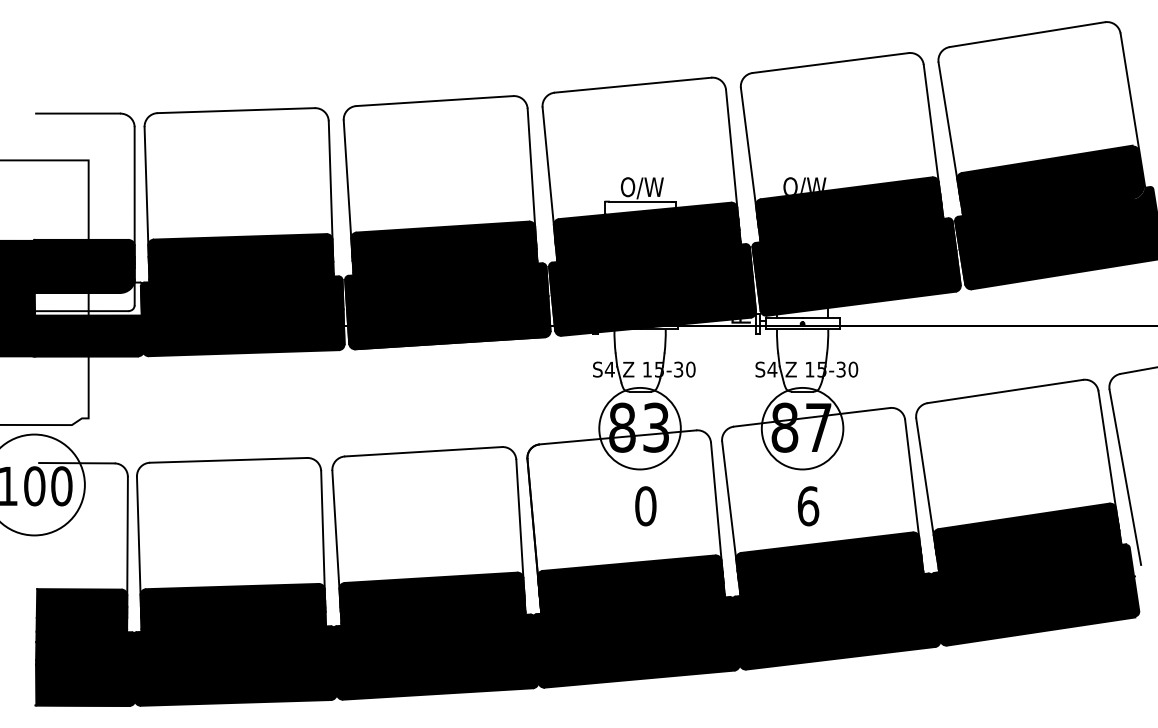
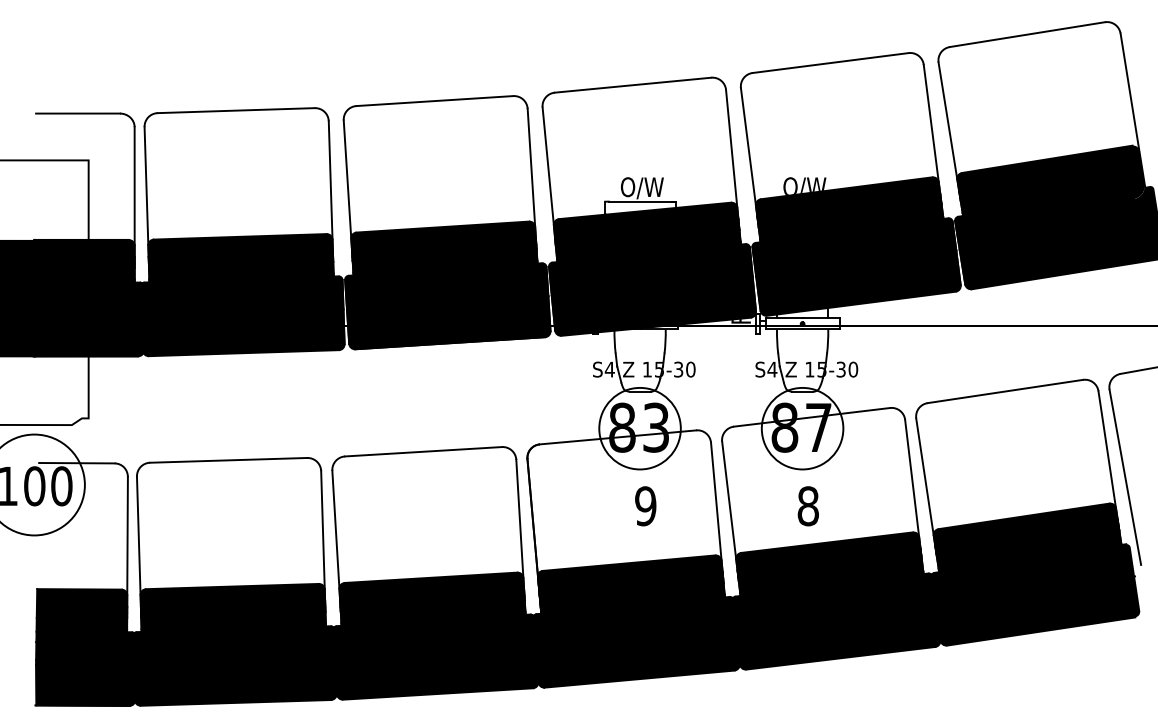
fill: none -> present (88, 297)
text: 0 -> 9 (645, 506)
text: 6 -> 8 (808, 506)
